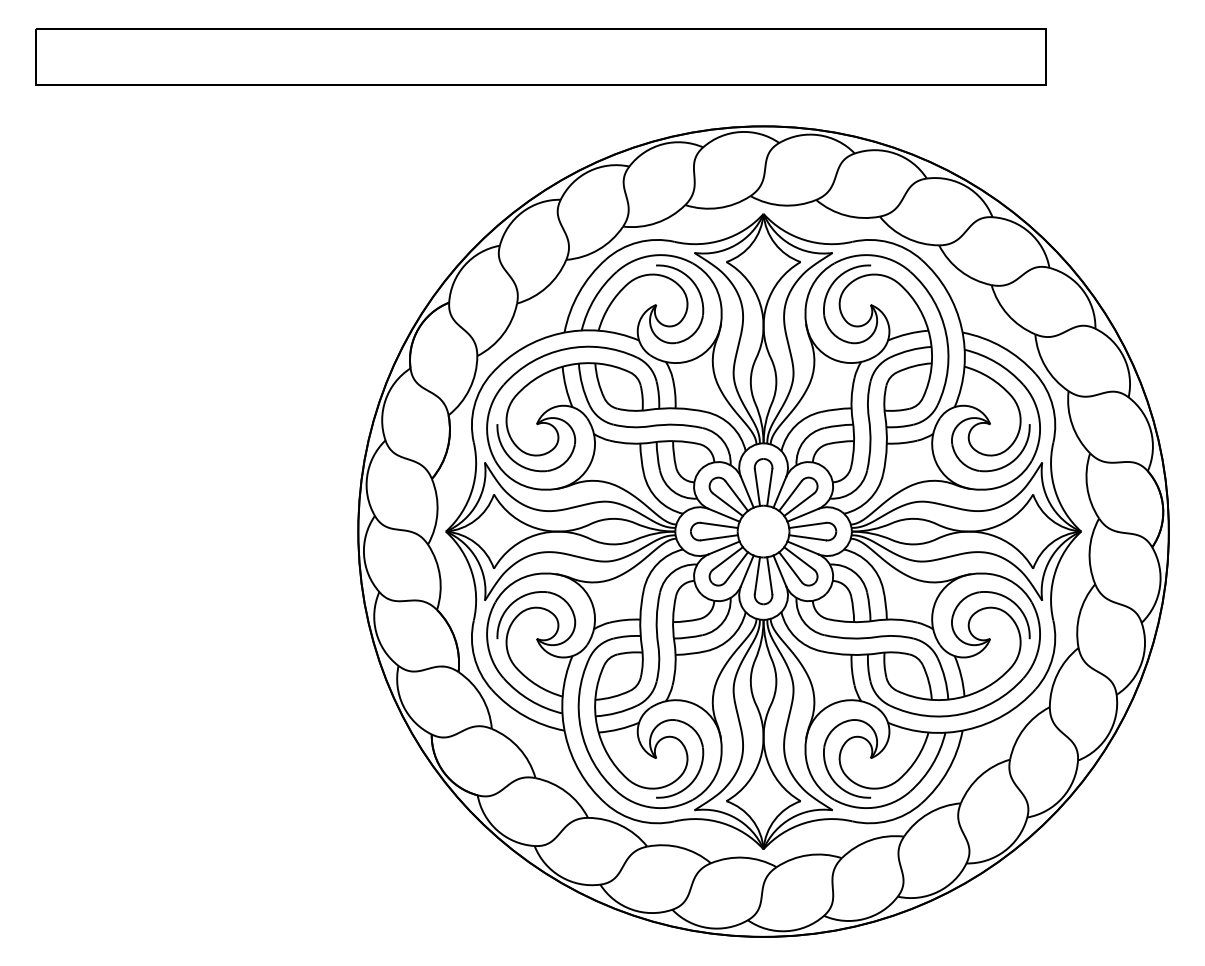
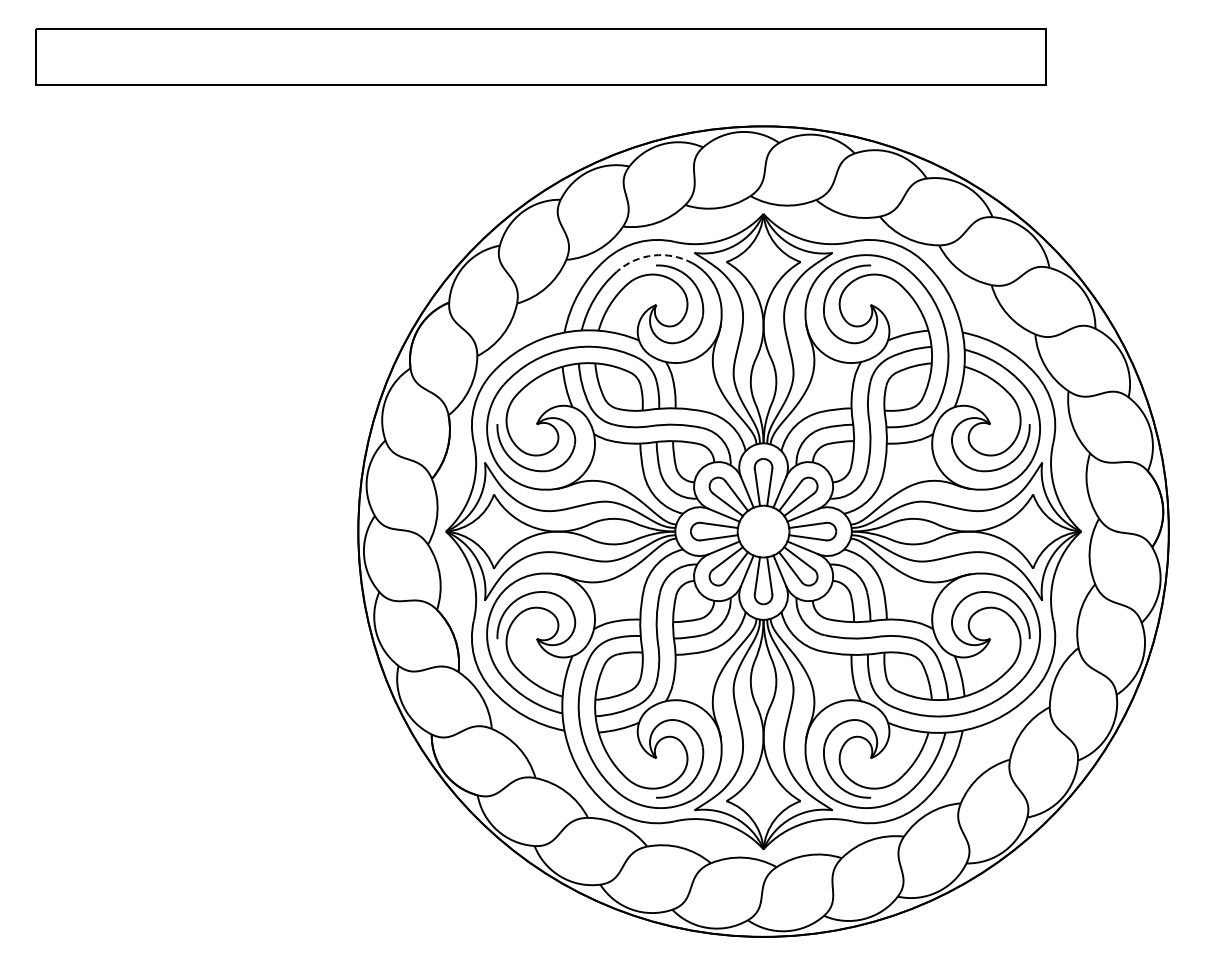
arc: solid -> dashed (653, 255)
